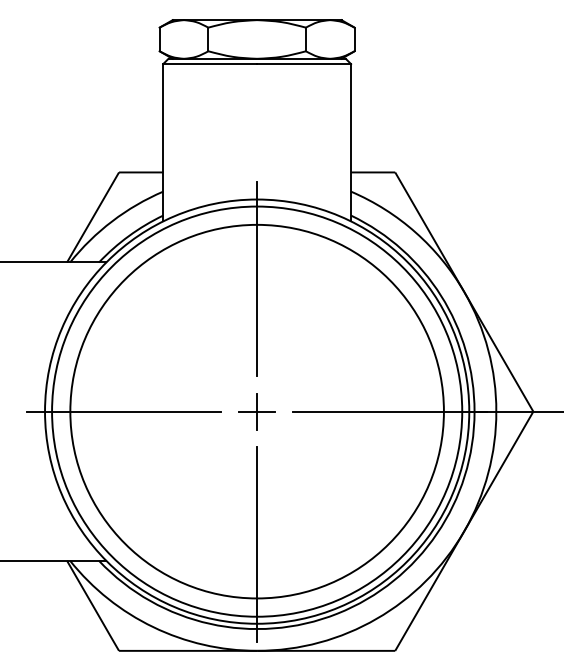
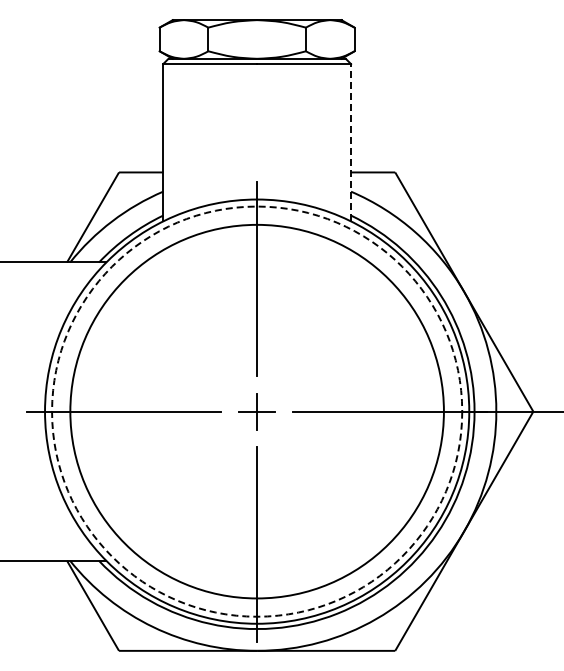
line: solid -> dashed (351, 142)
circle: solid -> dashed (257, 411)
